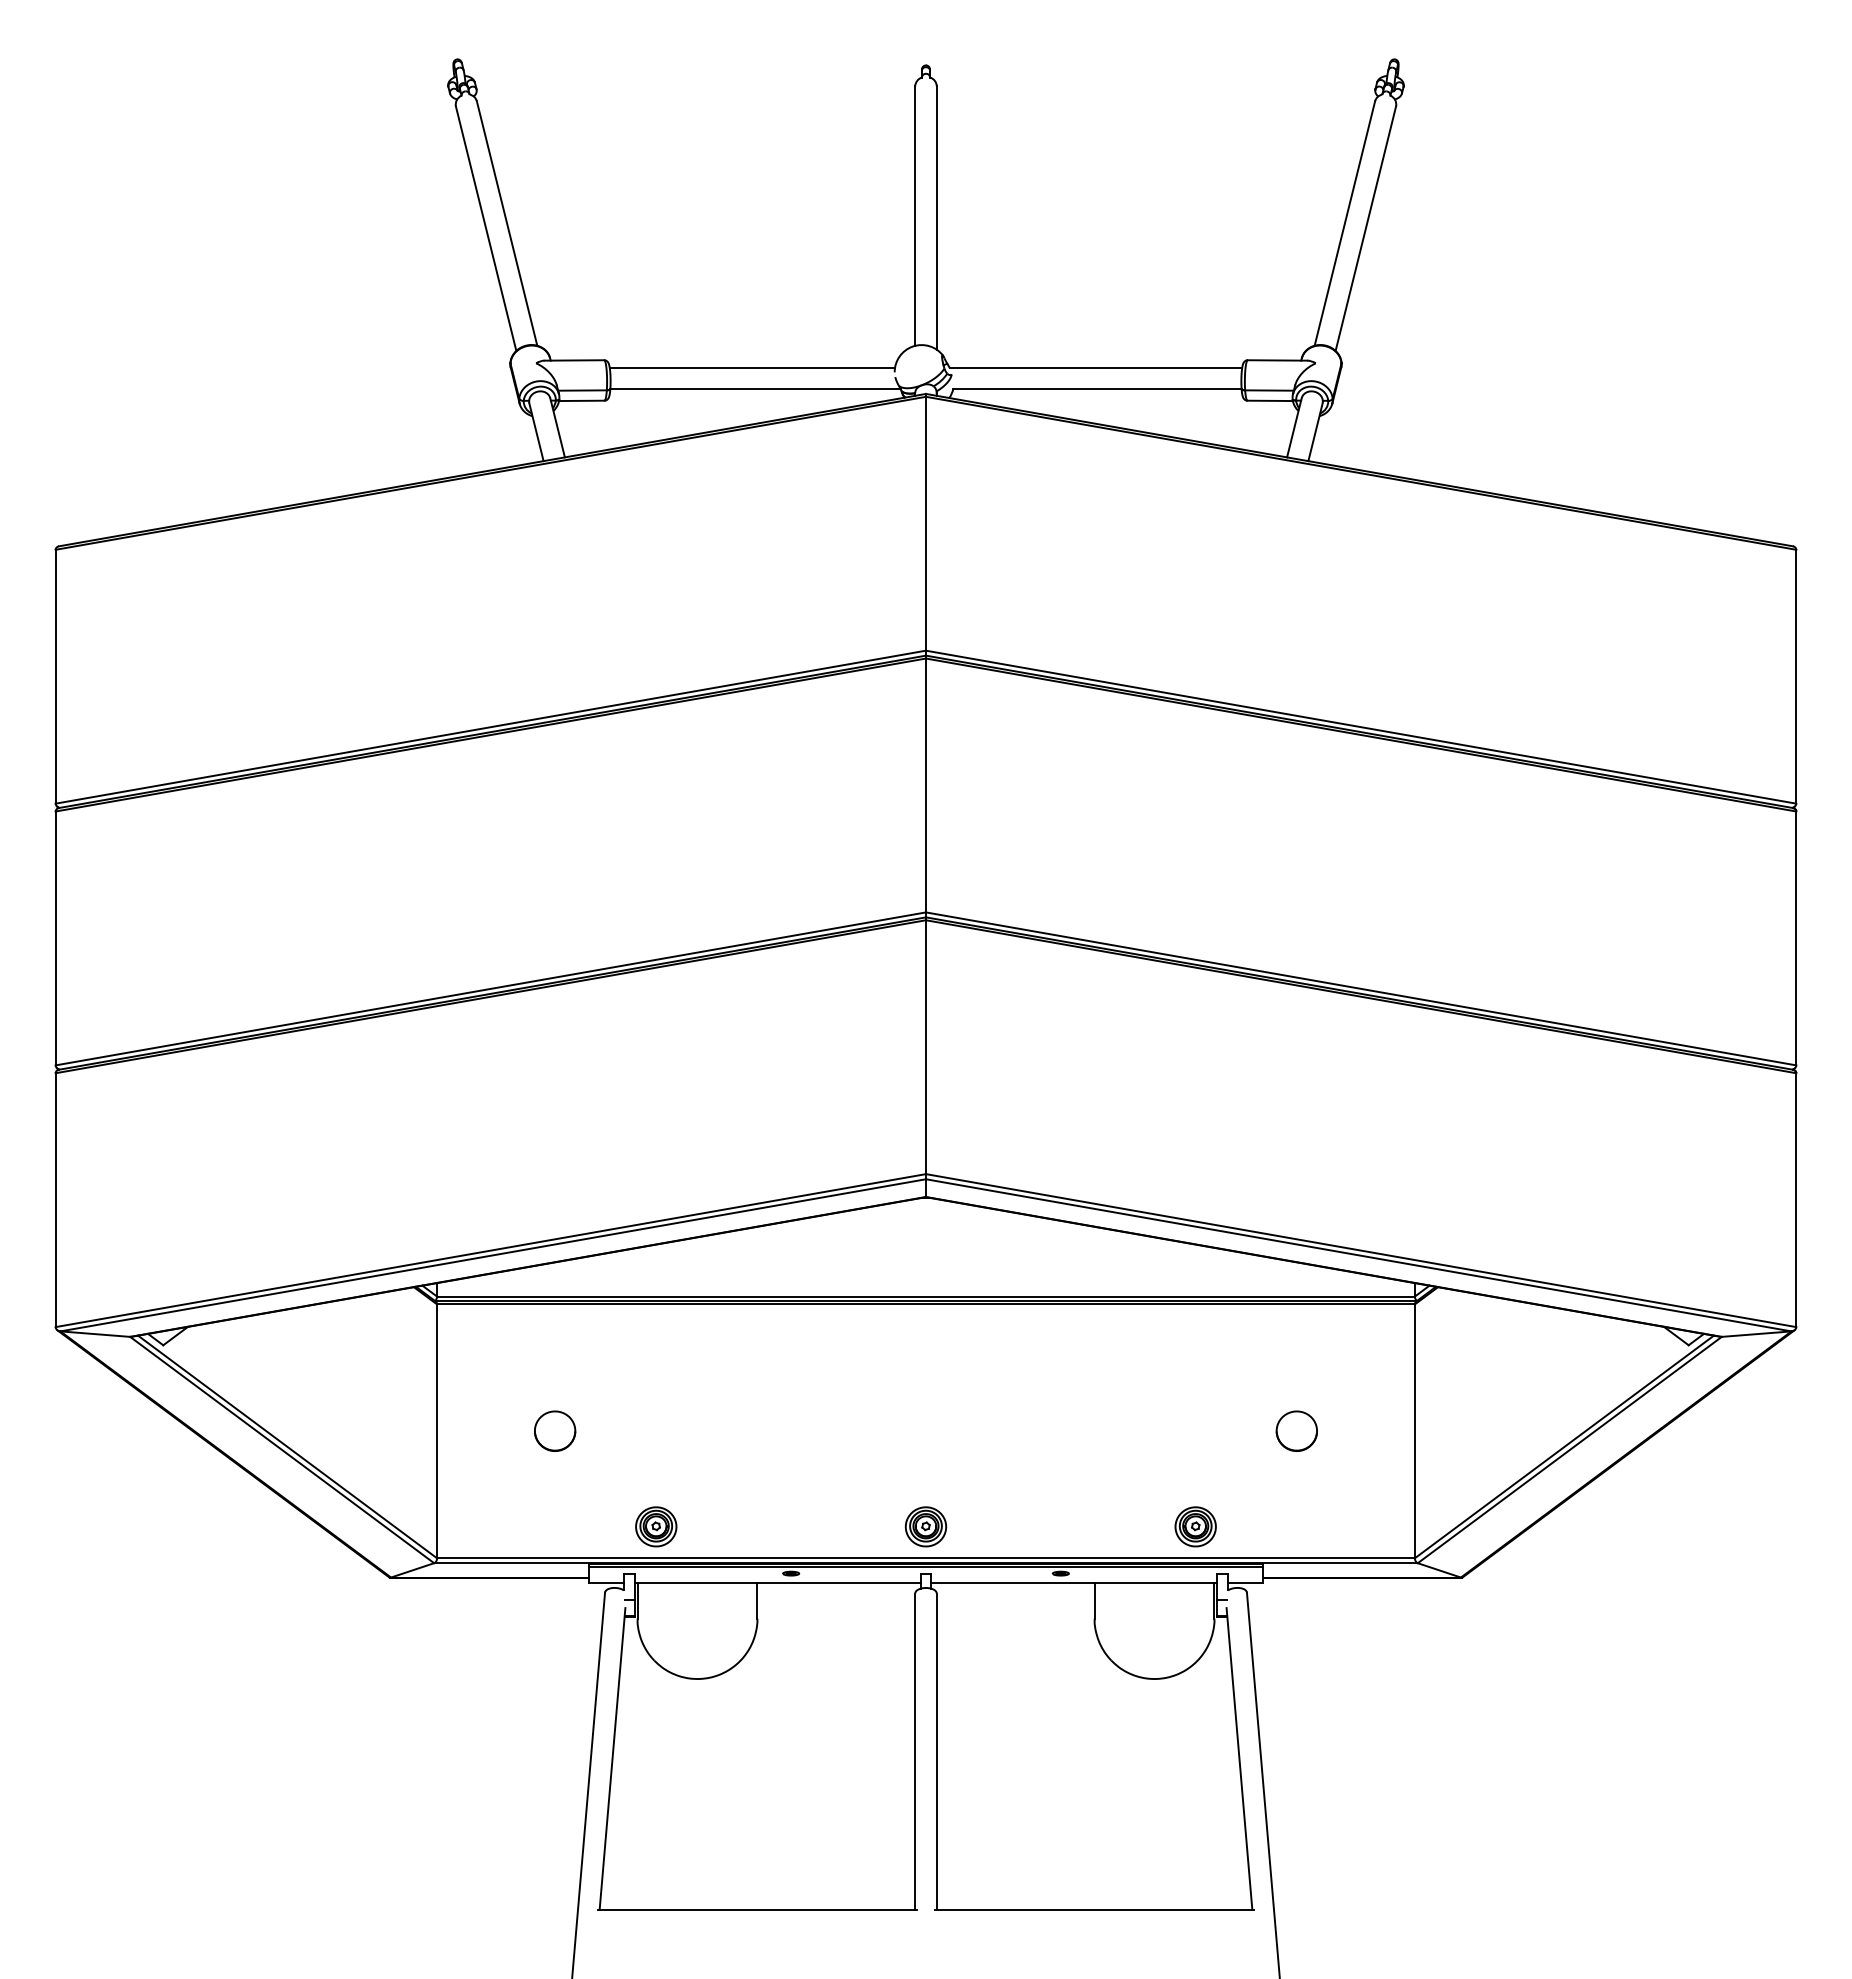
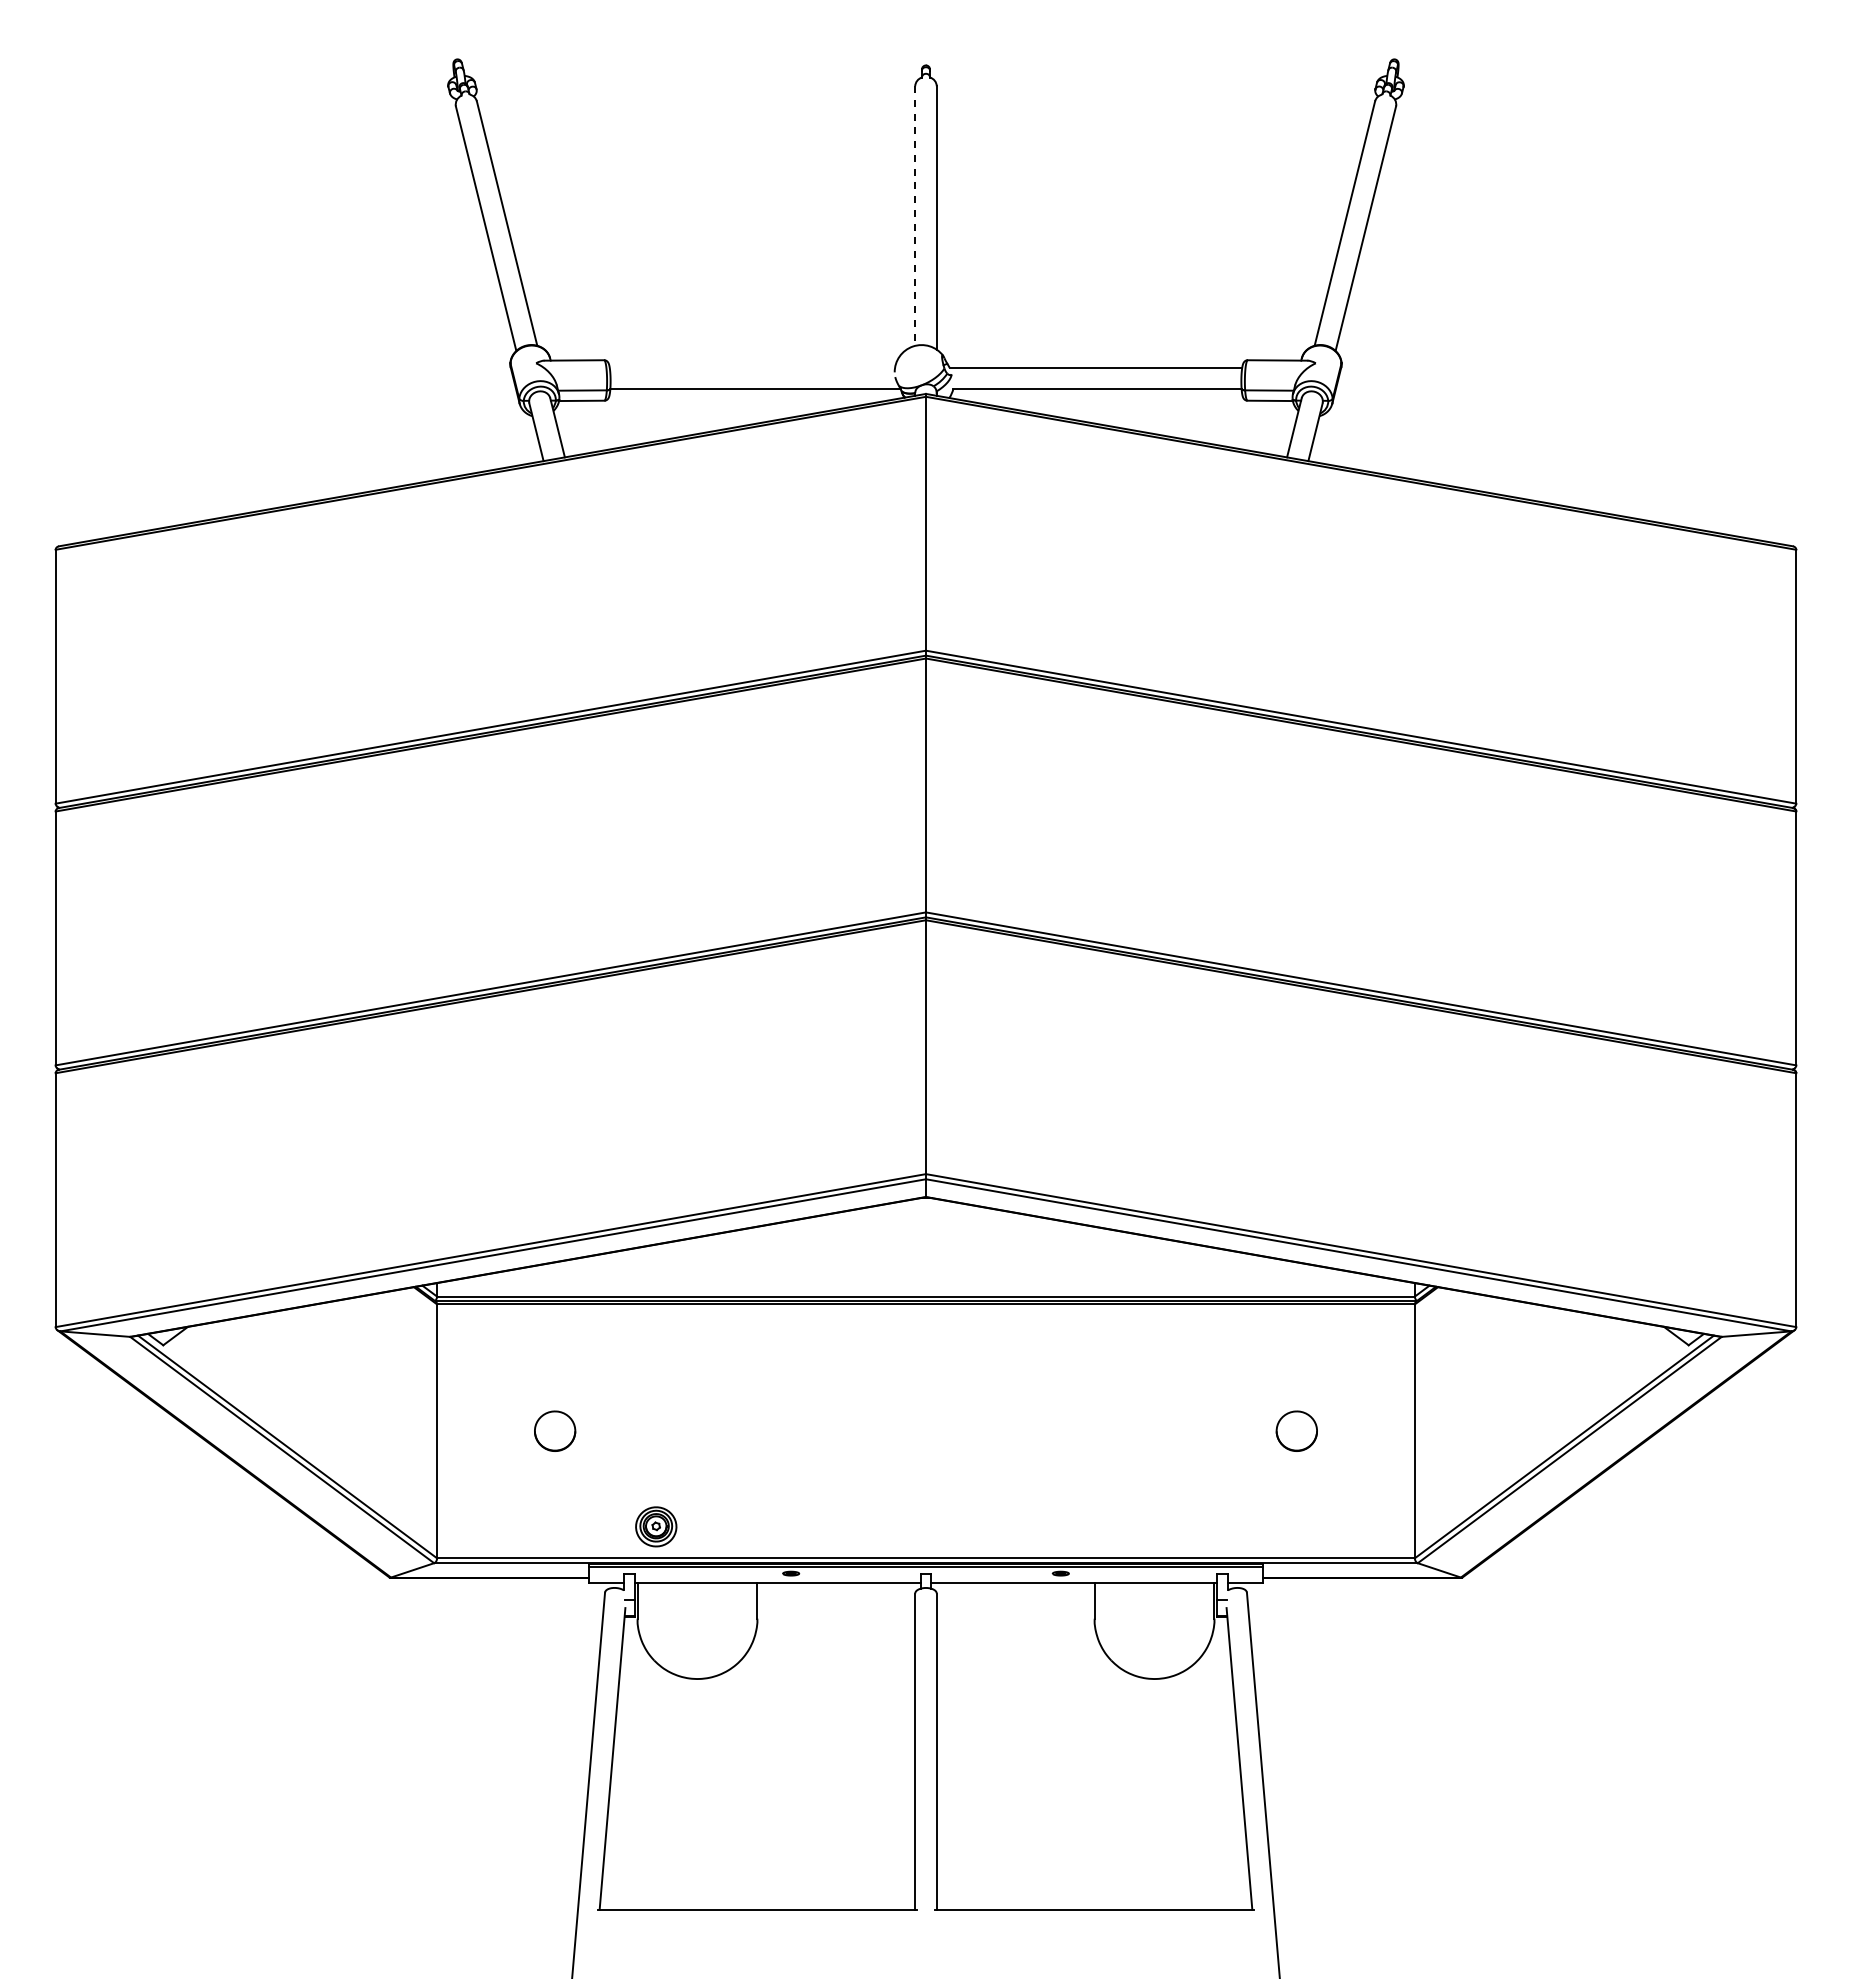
line: solid -> dashed (915, 216)
line: present -> none (752, 367)
part: present -> none (925, 1526)
part: present -> none (1195, 1526)
